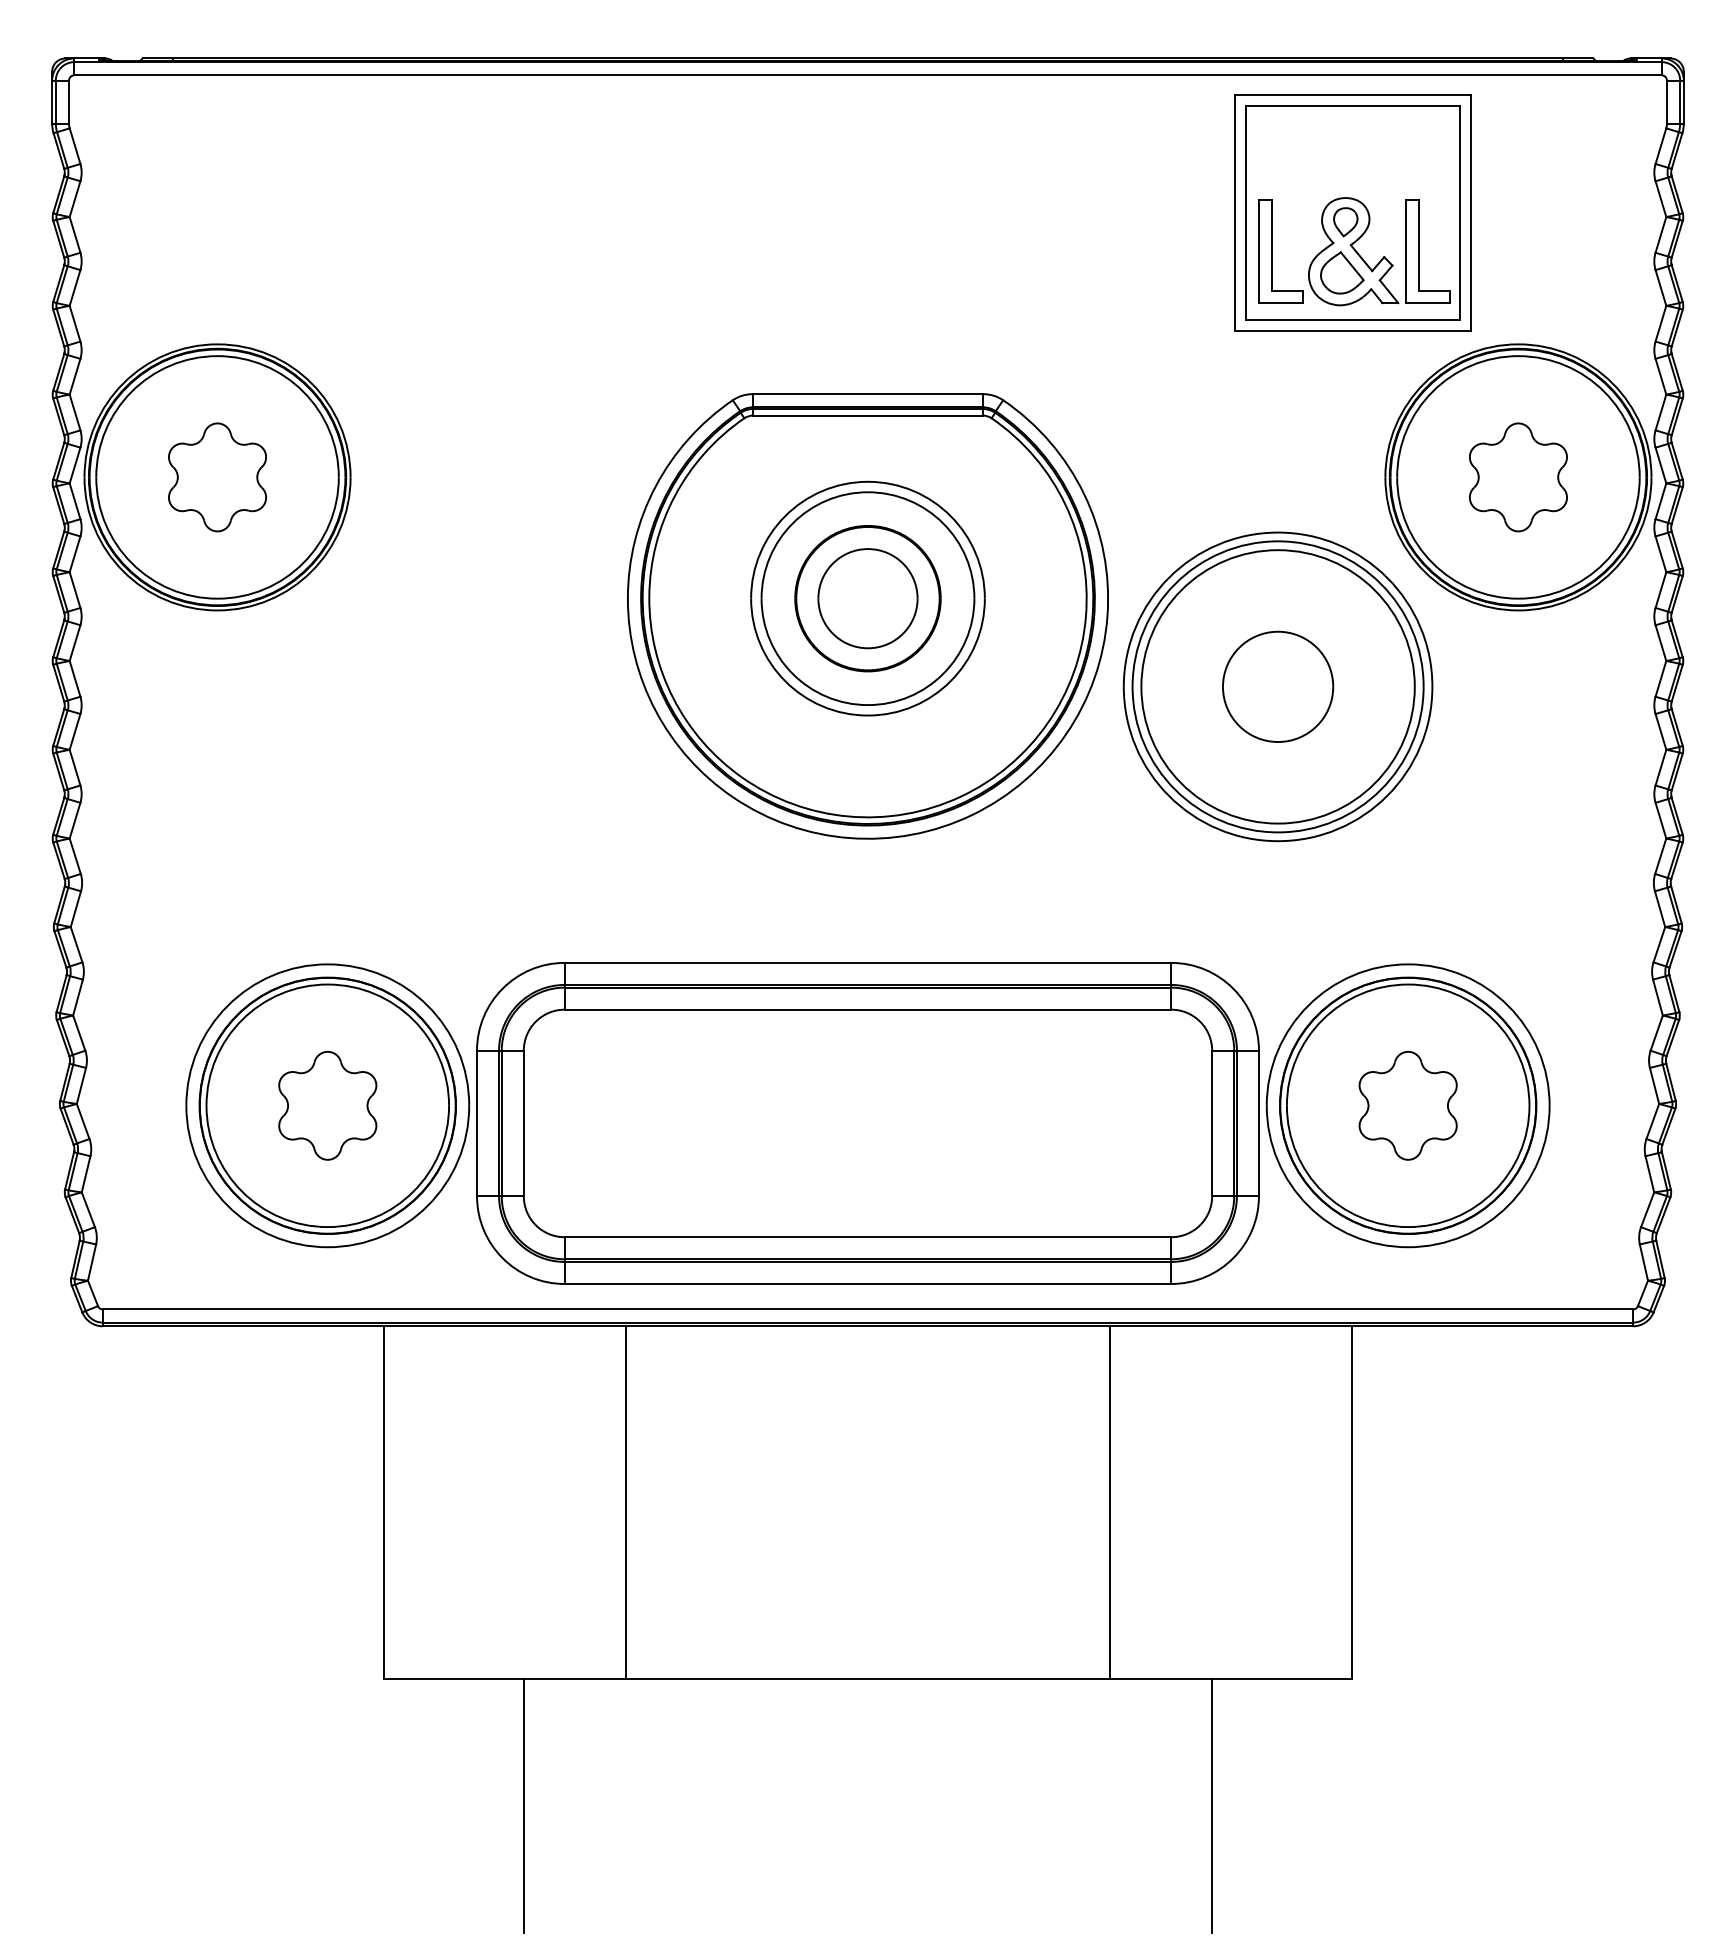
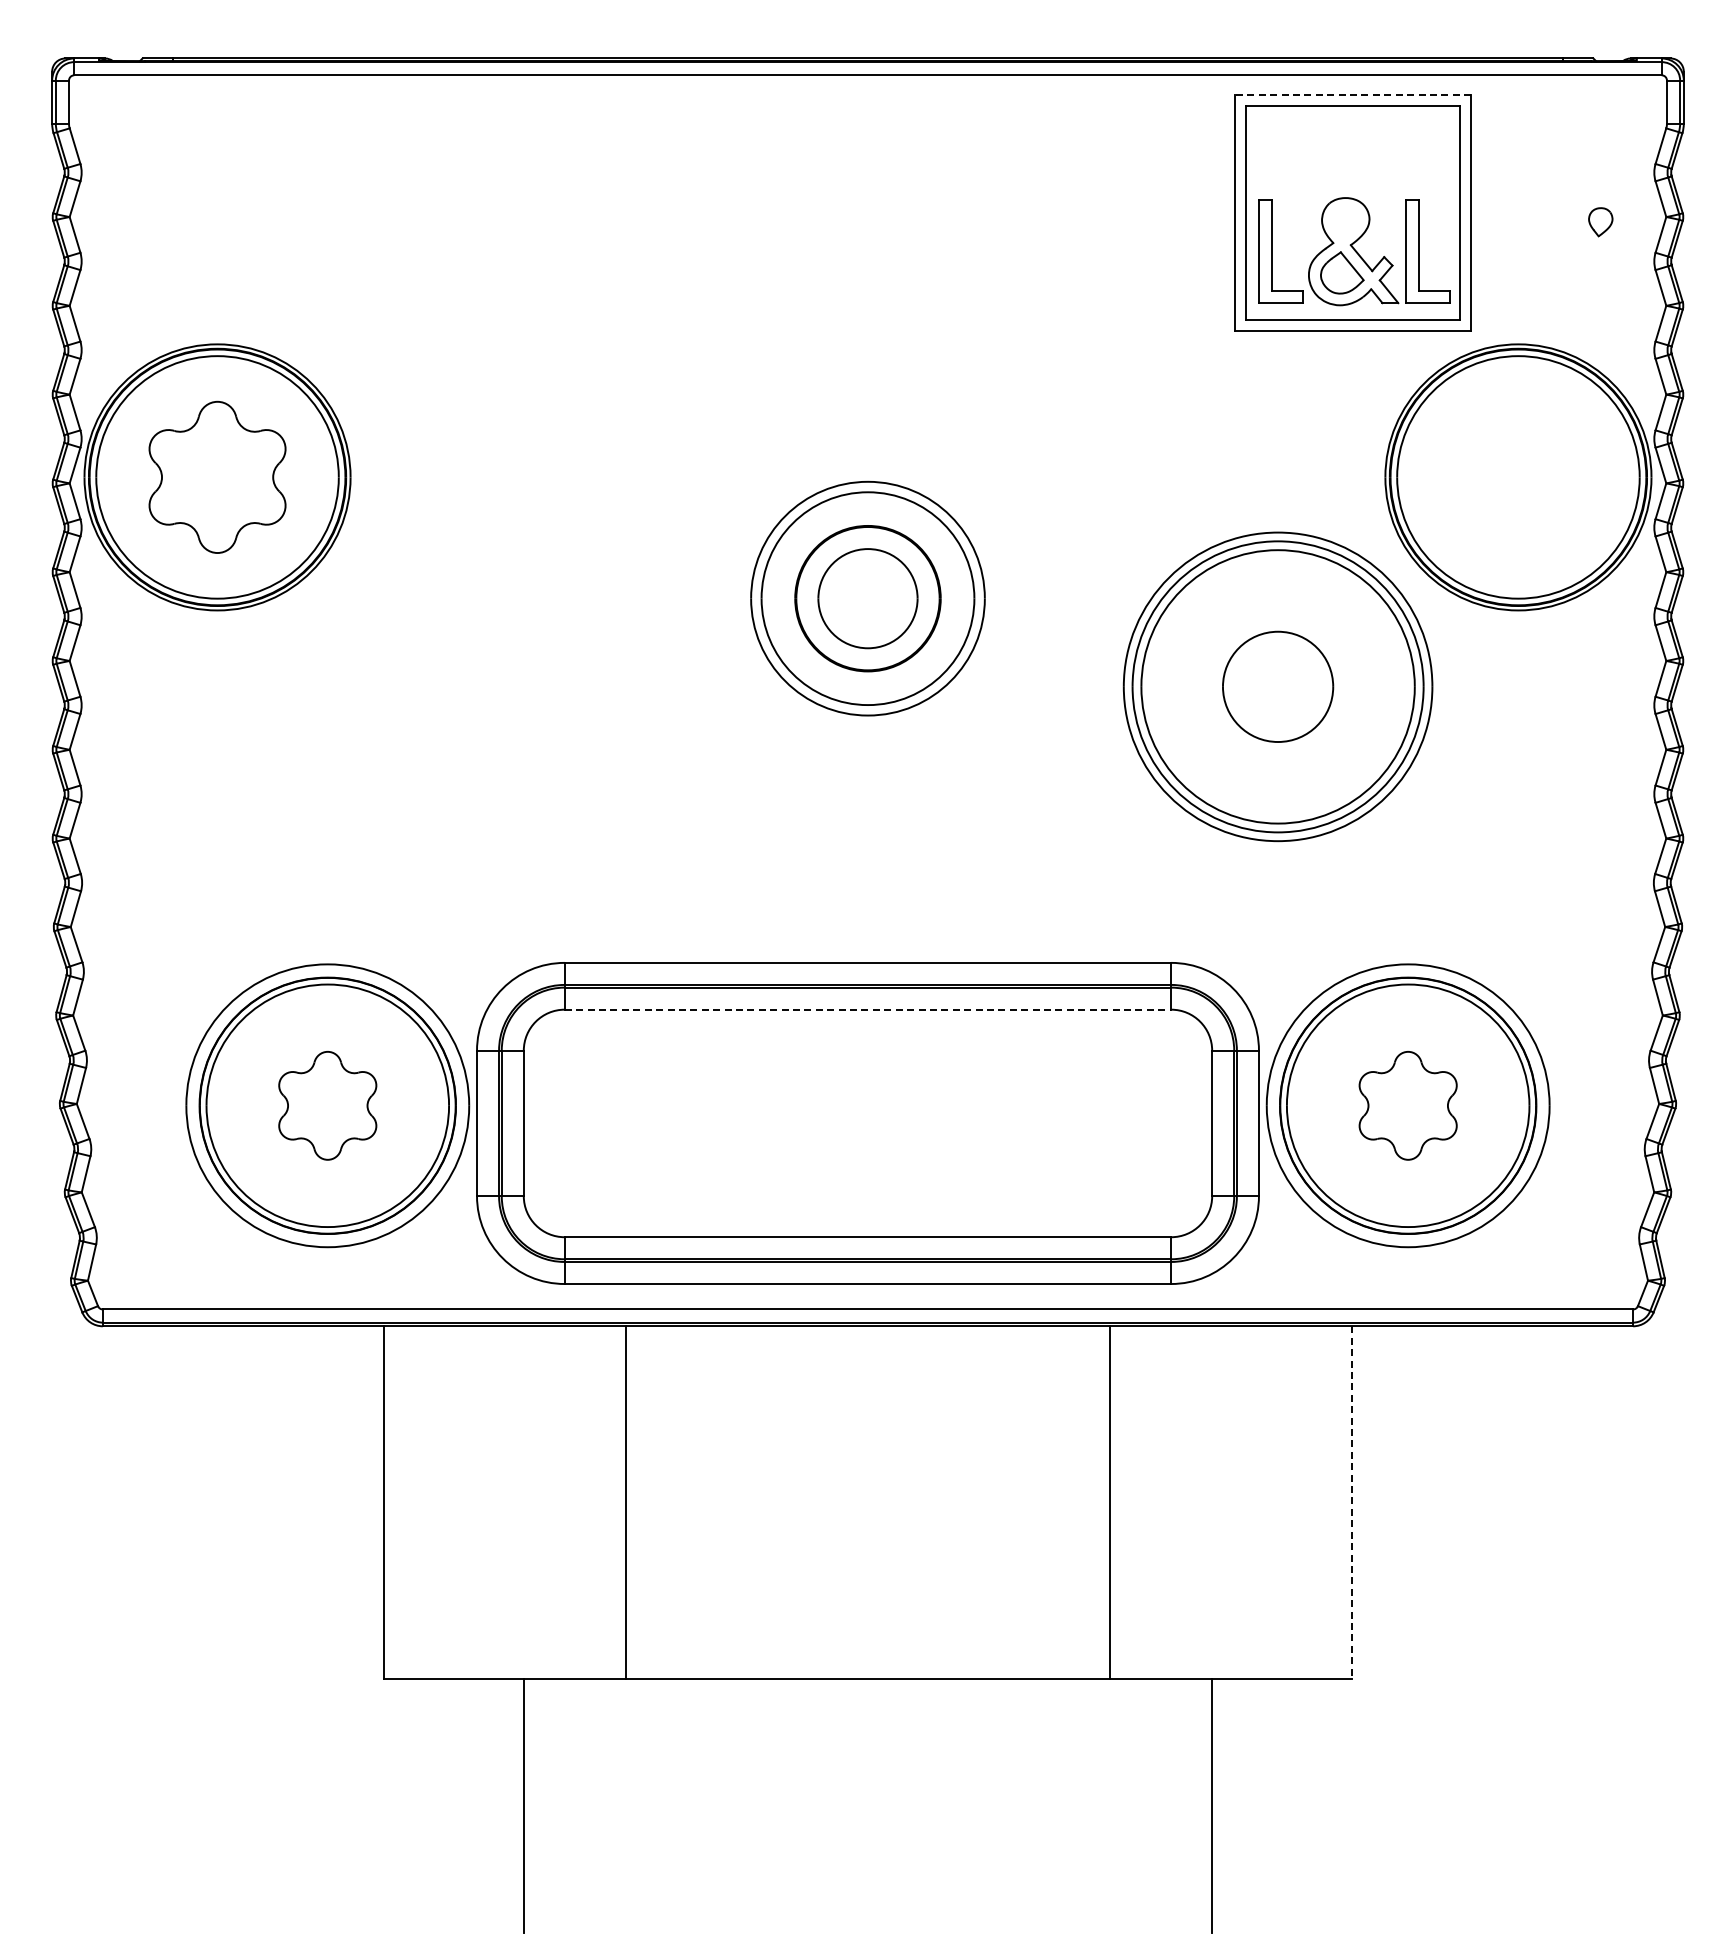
line: solid -> dashed (1352, 94)
part position: (1345, 222) -> (1600, 222) (1600, 222)
part size: 99x111 px -> 139x154 px (217, 476)
part: present -> none (1518, 477)
part: present -> none (867, 616)
line: solid -> dashed (868, 1009)
line: solid -> dashed (1351, 1503)
